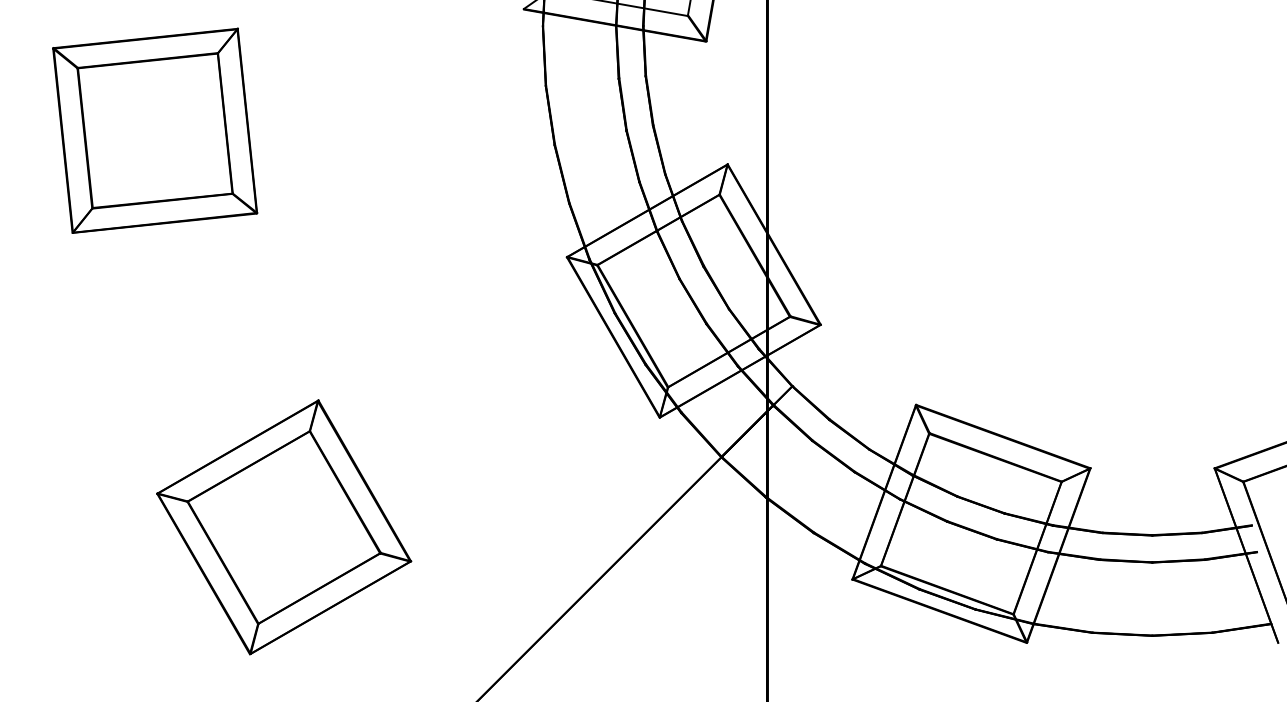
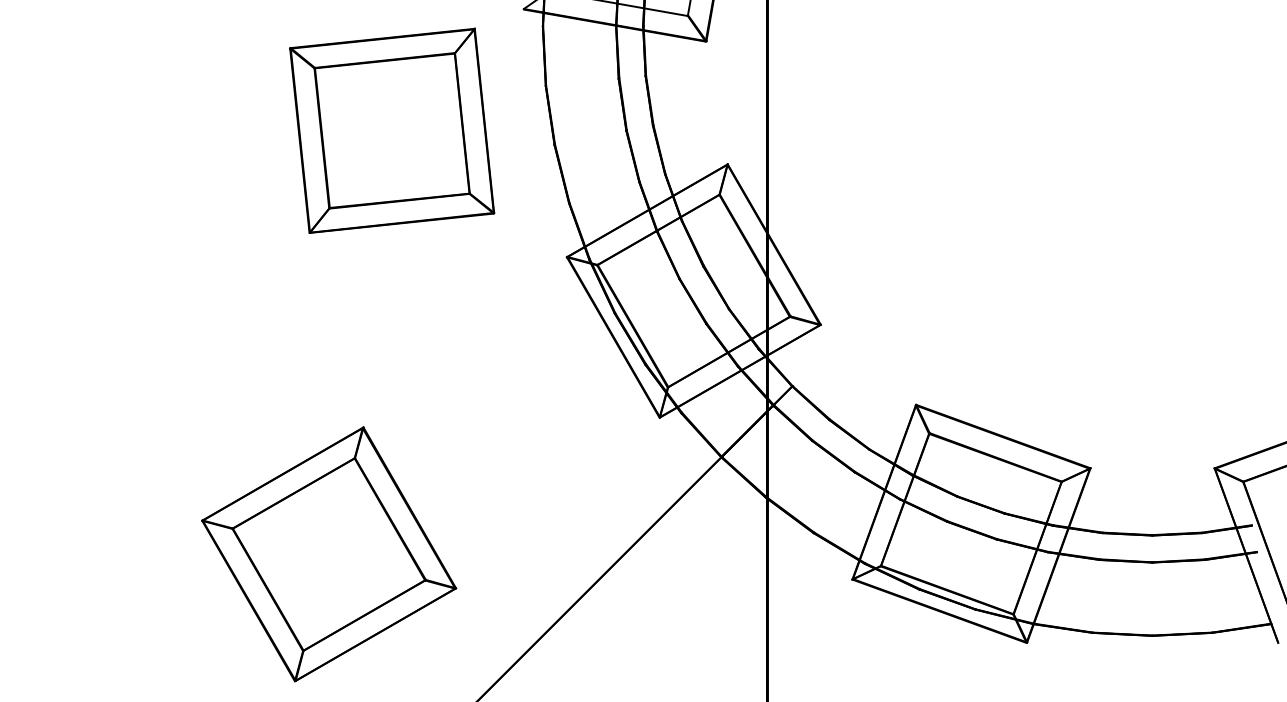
part position: (155, 130) -> (392, 130) (392, 130)
part position: (284, 527) -> (329, 554) (329, 554)
